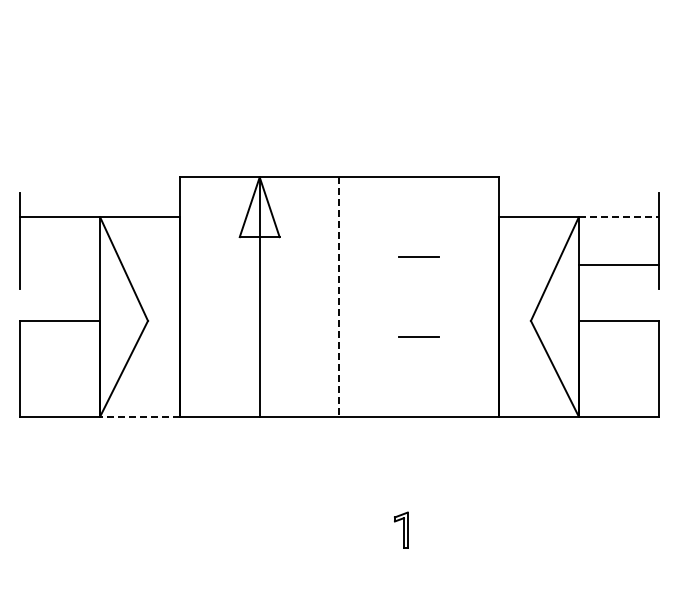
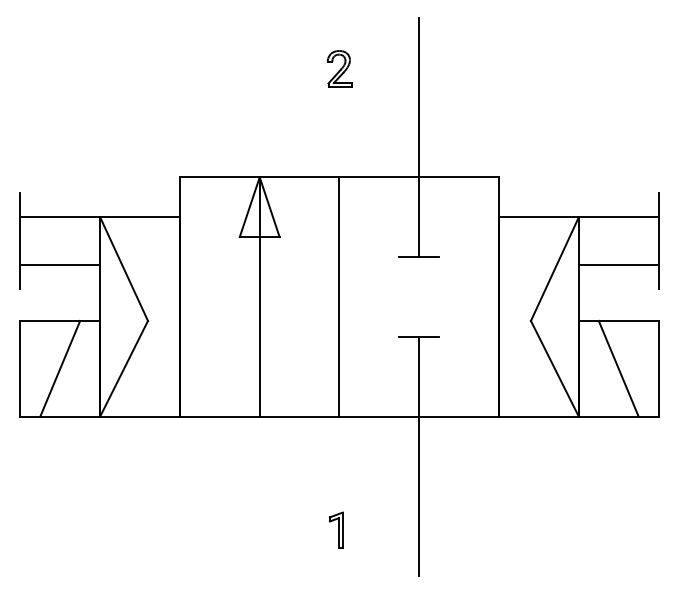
part: none -> present (339, 68)
line: none -> present (419, 137)
line: dashed -> solid (618, 217)
line: none -> present (60, 265)
line: dashed -> solid (339, 296)
line: none -> present (60, 368)
line: none -> present (618, 368)
line: dashed -> solid (140, 416)
line: none -> present (419, 456)
part position: (401, 529) -> (336, 529) (336, 529)
